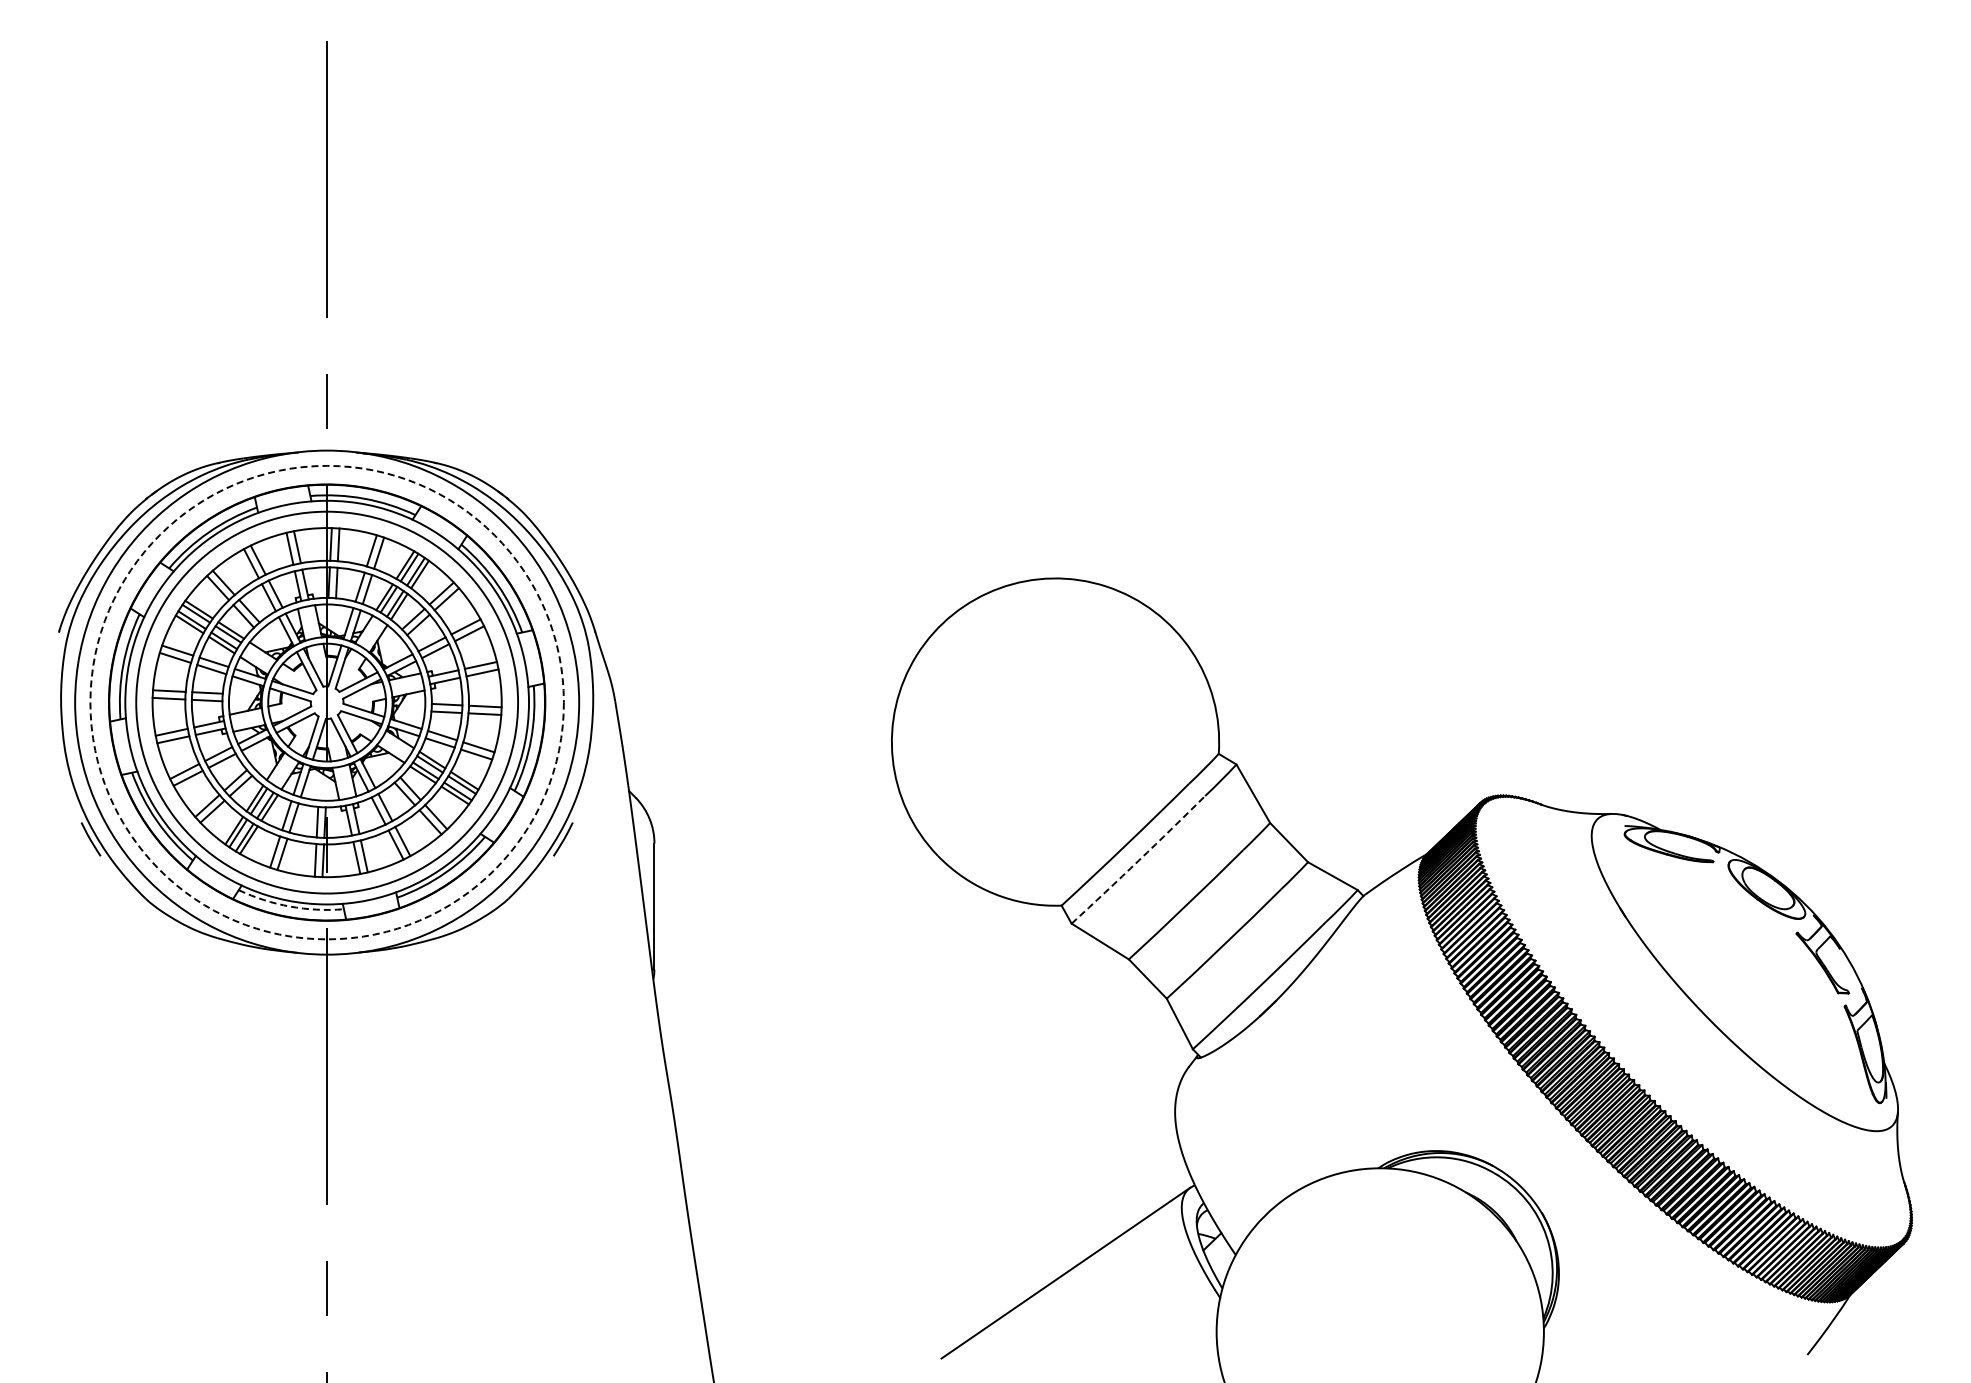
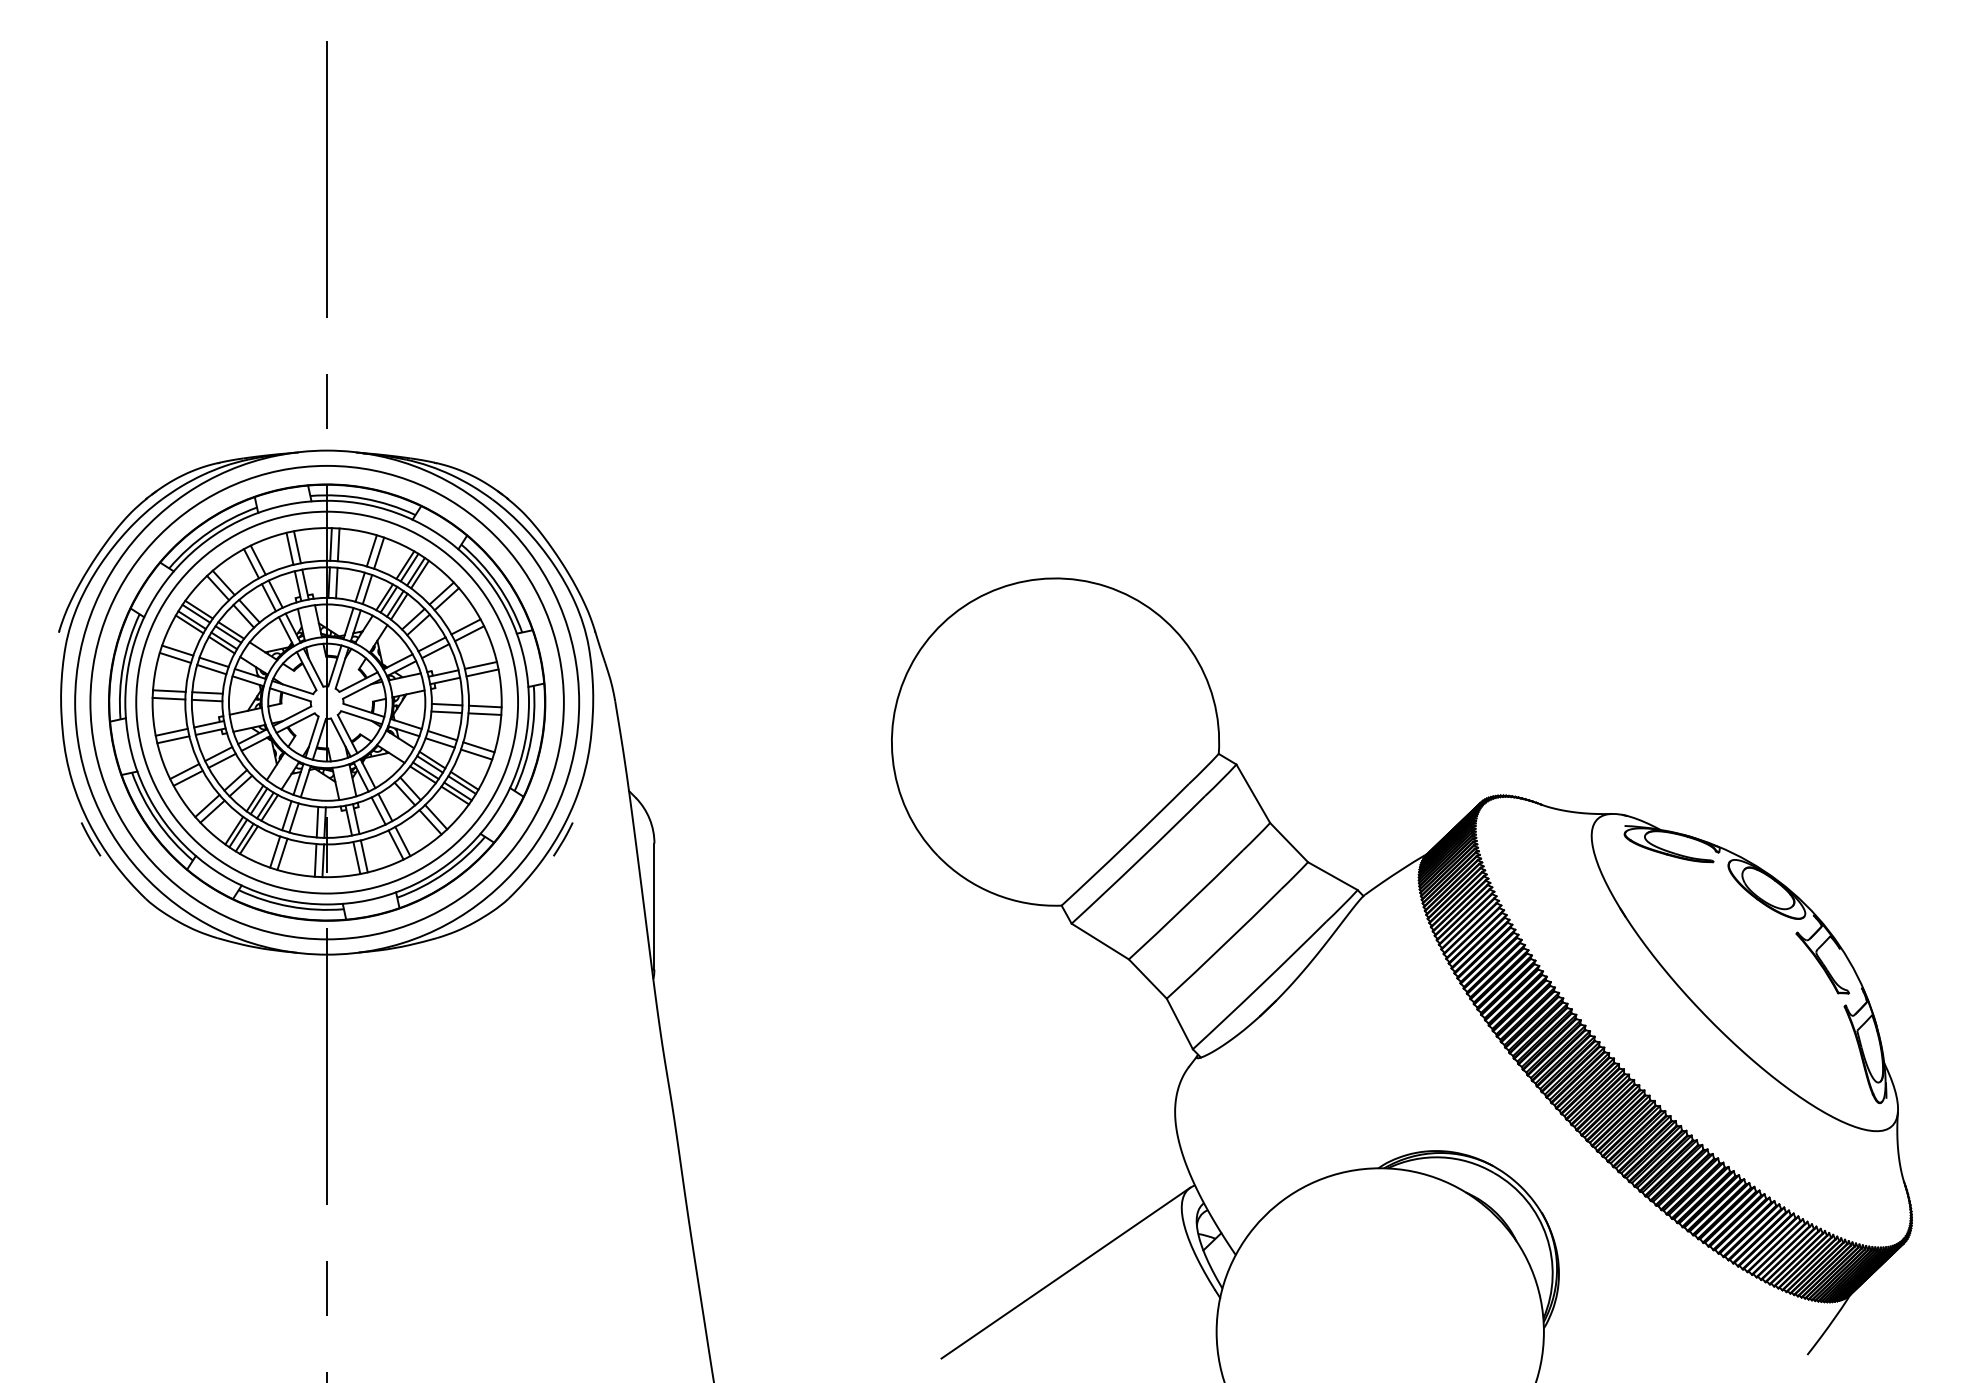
circle: dashed -> solid (326, 702)
arc: dashed -> solid (1138, 860)
arc: dashed -> solid (290, 906)
